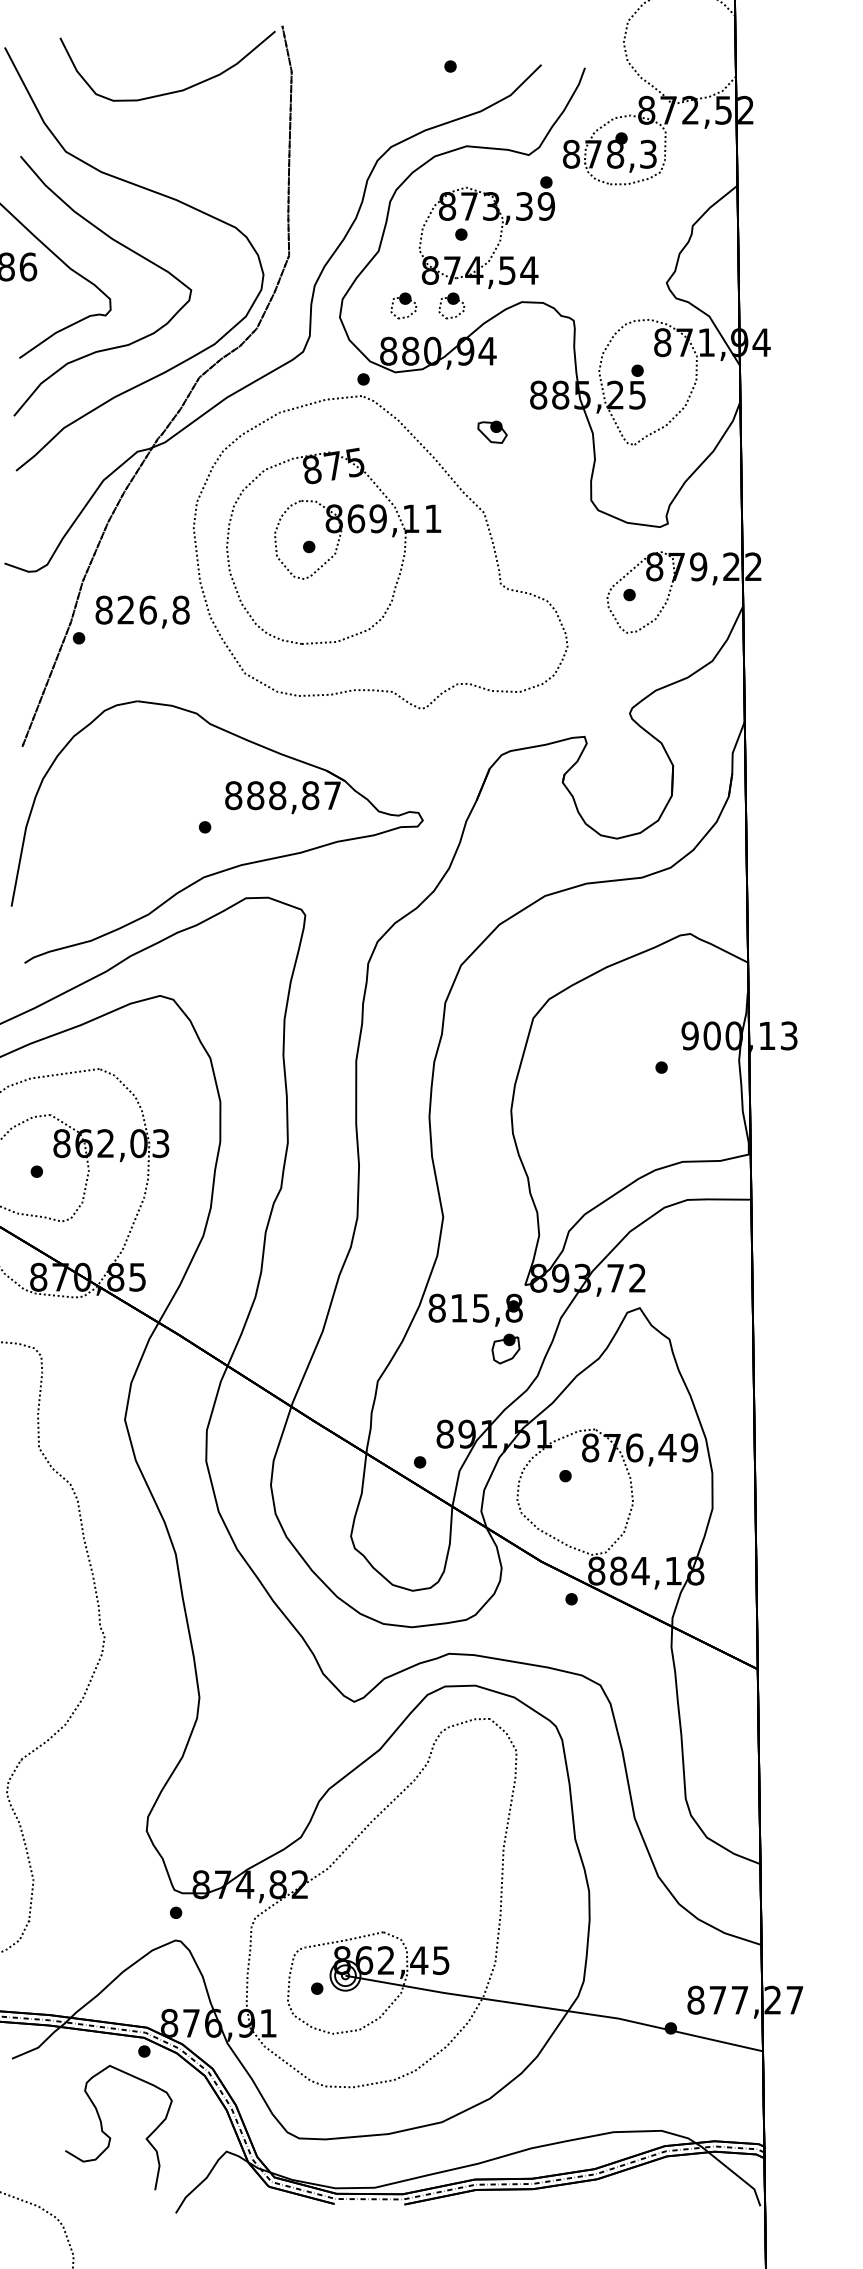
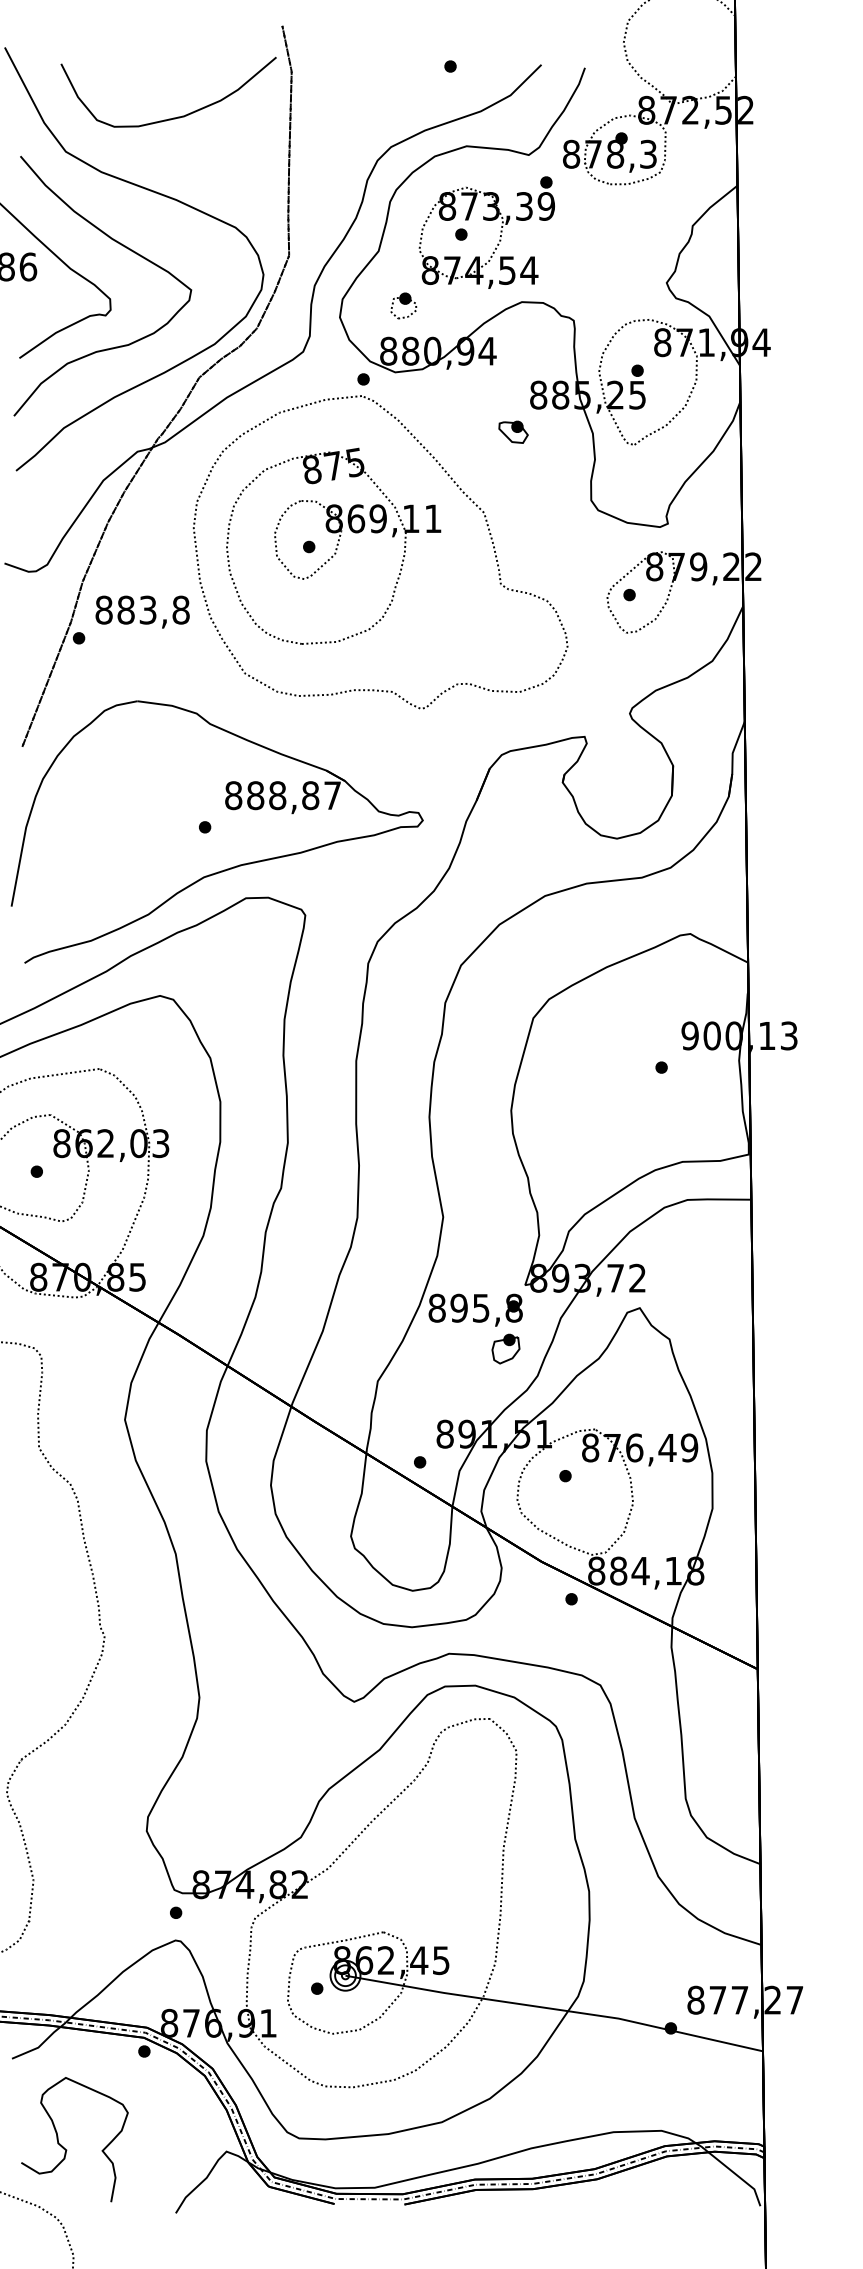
curve position: (172, 91) -> (173, 117) (173, 117)
part: present -> none (451, 305)
part position: (492, 431) -> (513, 431) (513, 431)
text: 826,8 -> 883,8 (136, 609)
text: 815,8 -> 895,8 (458, 1307)
curve position: (109, 2136) -> (65, 2148) (65, 2148)
